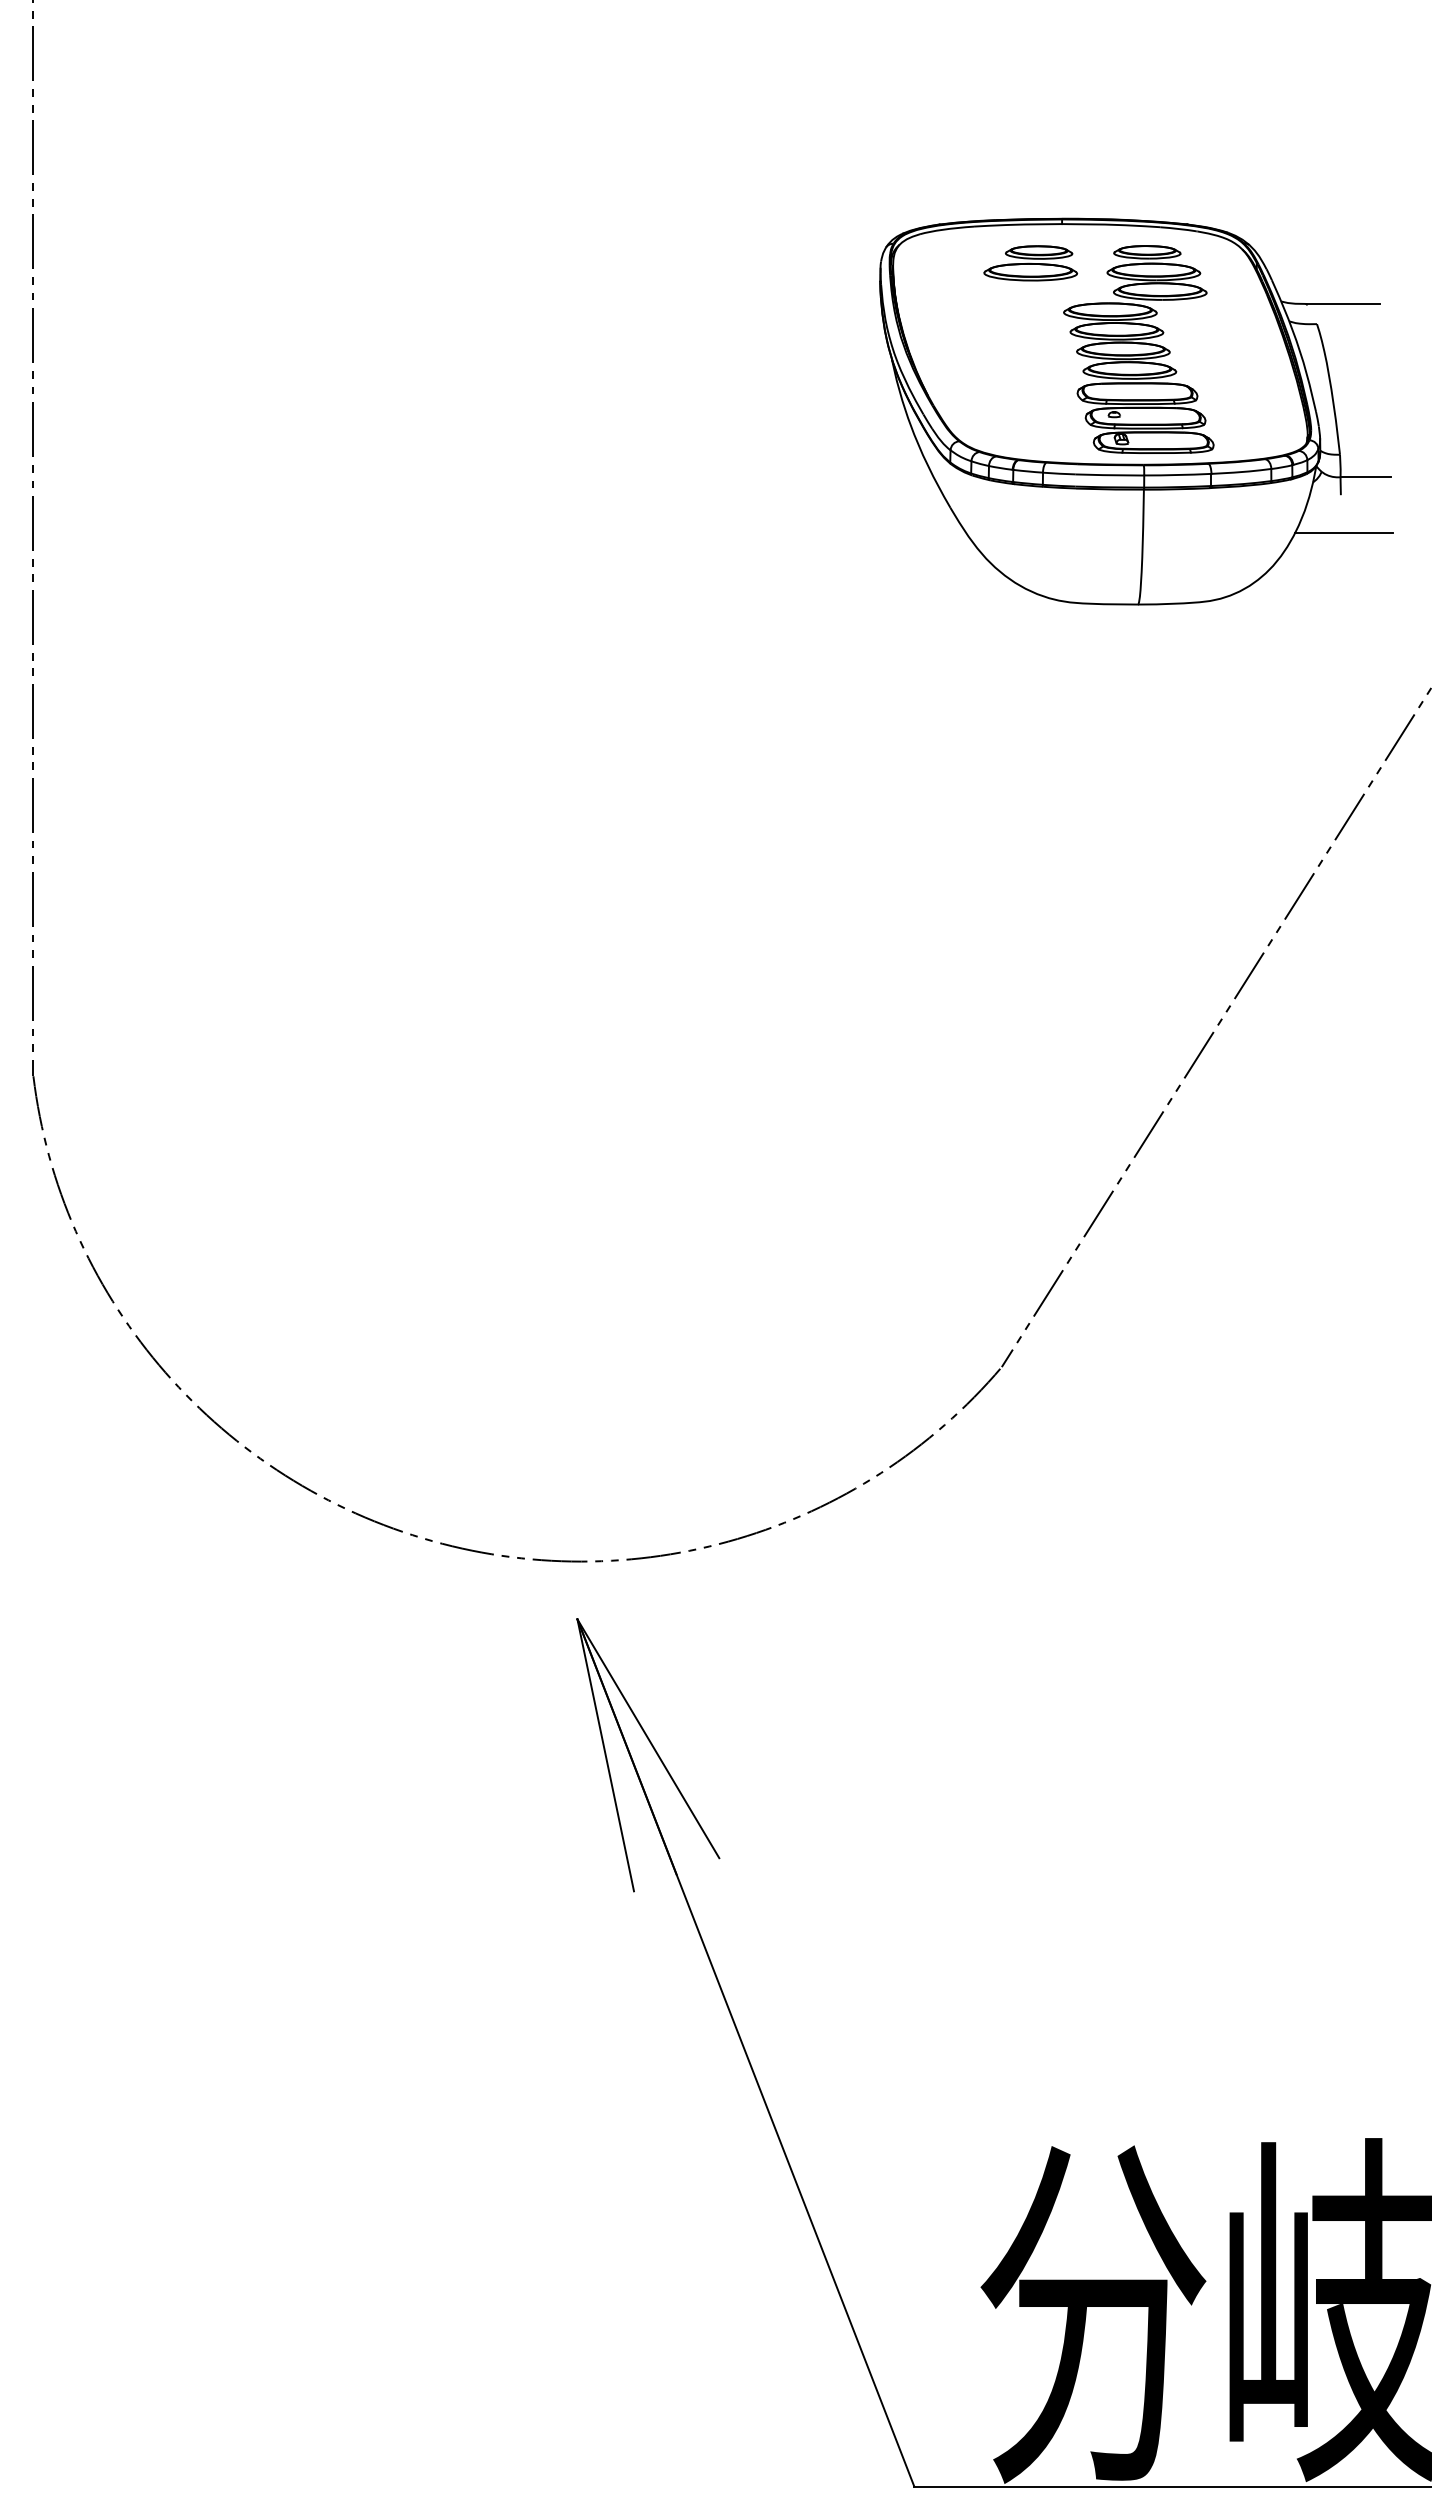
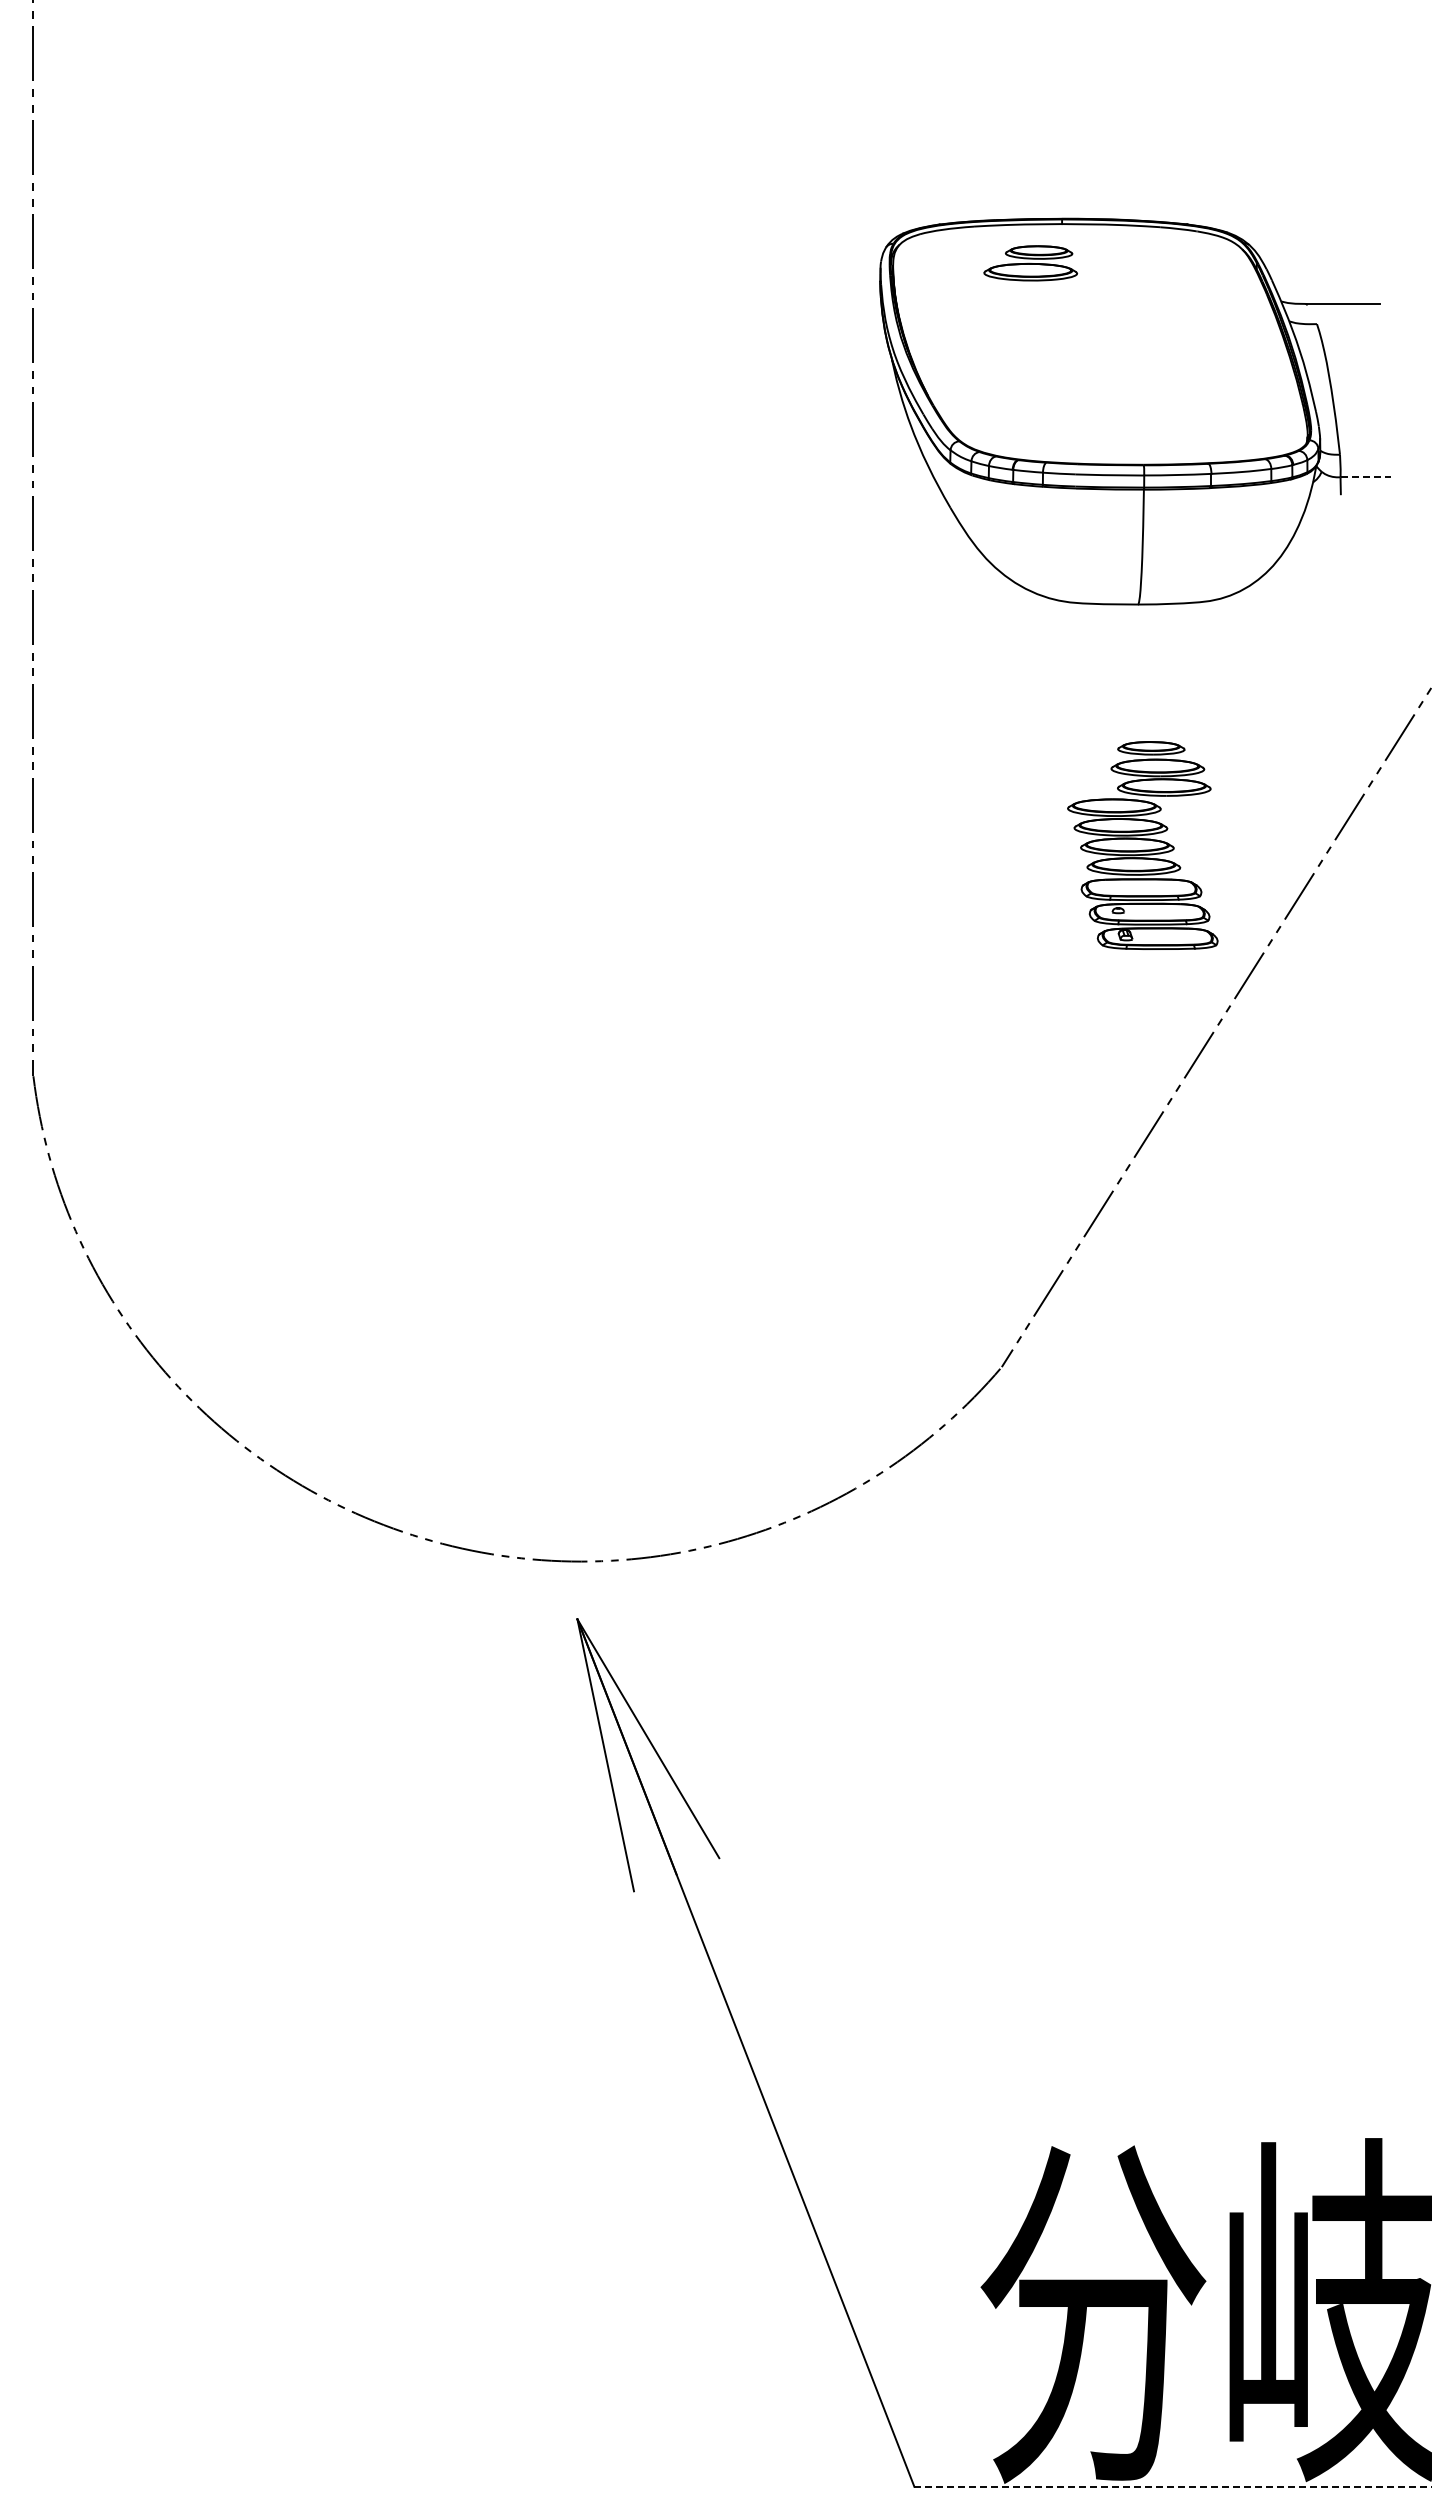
part position: (1138, 349) -> (1142, 845) (1142, 845)
line: solid -> dashed (1366, 477)
line: present -> none (1344, 533)
line: solid -> dashed (1173, 2486)
